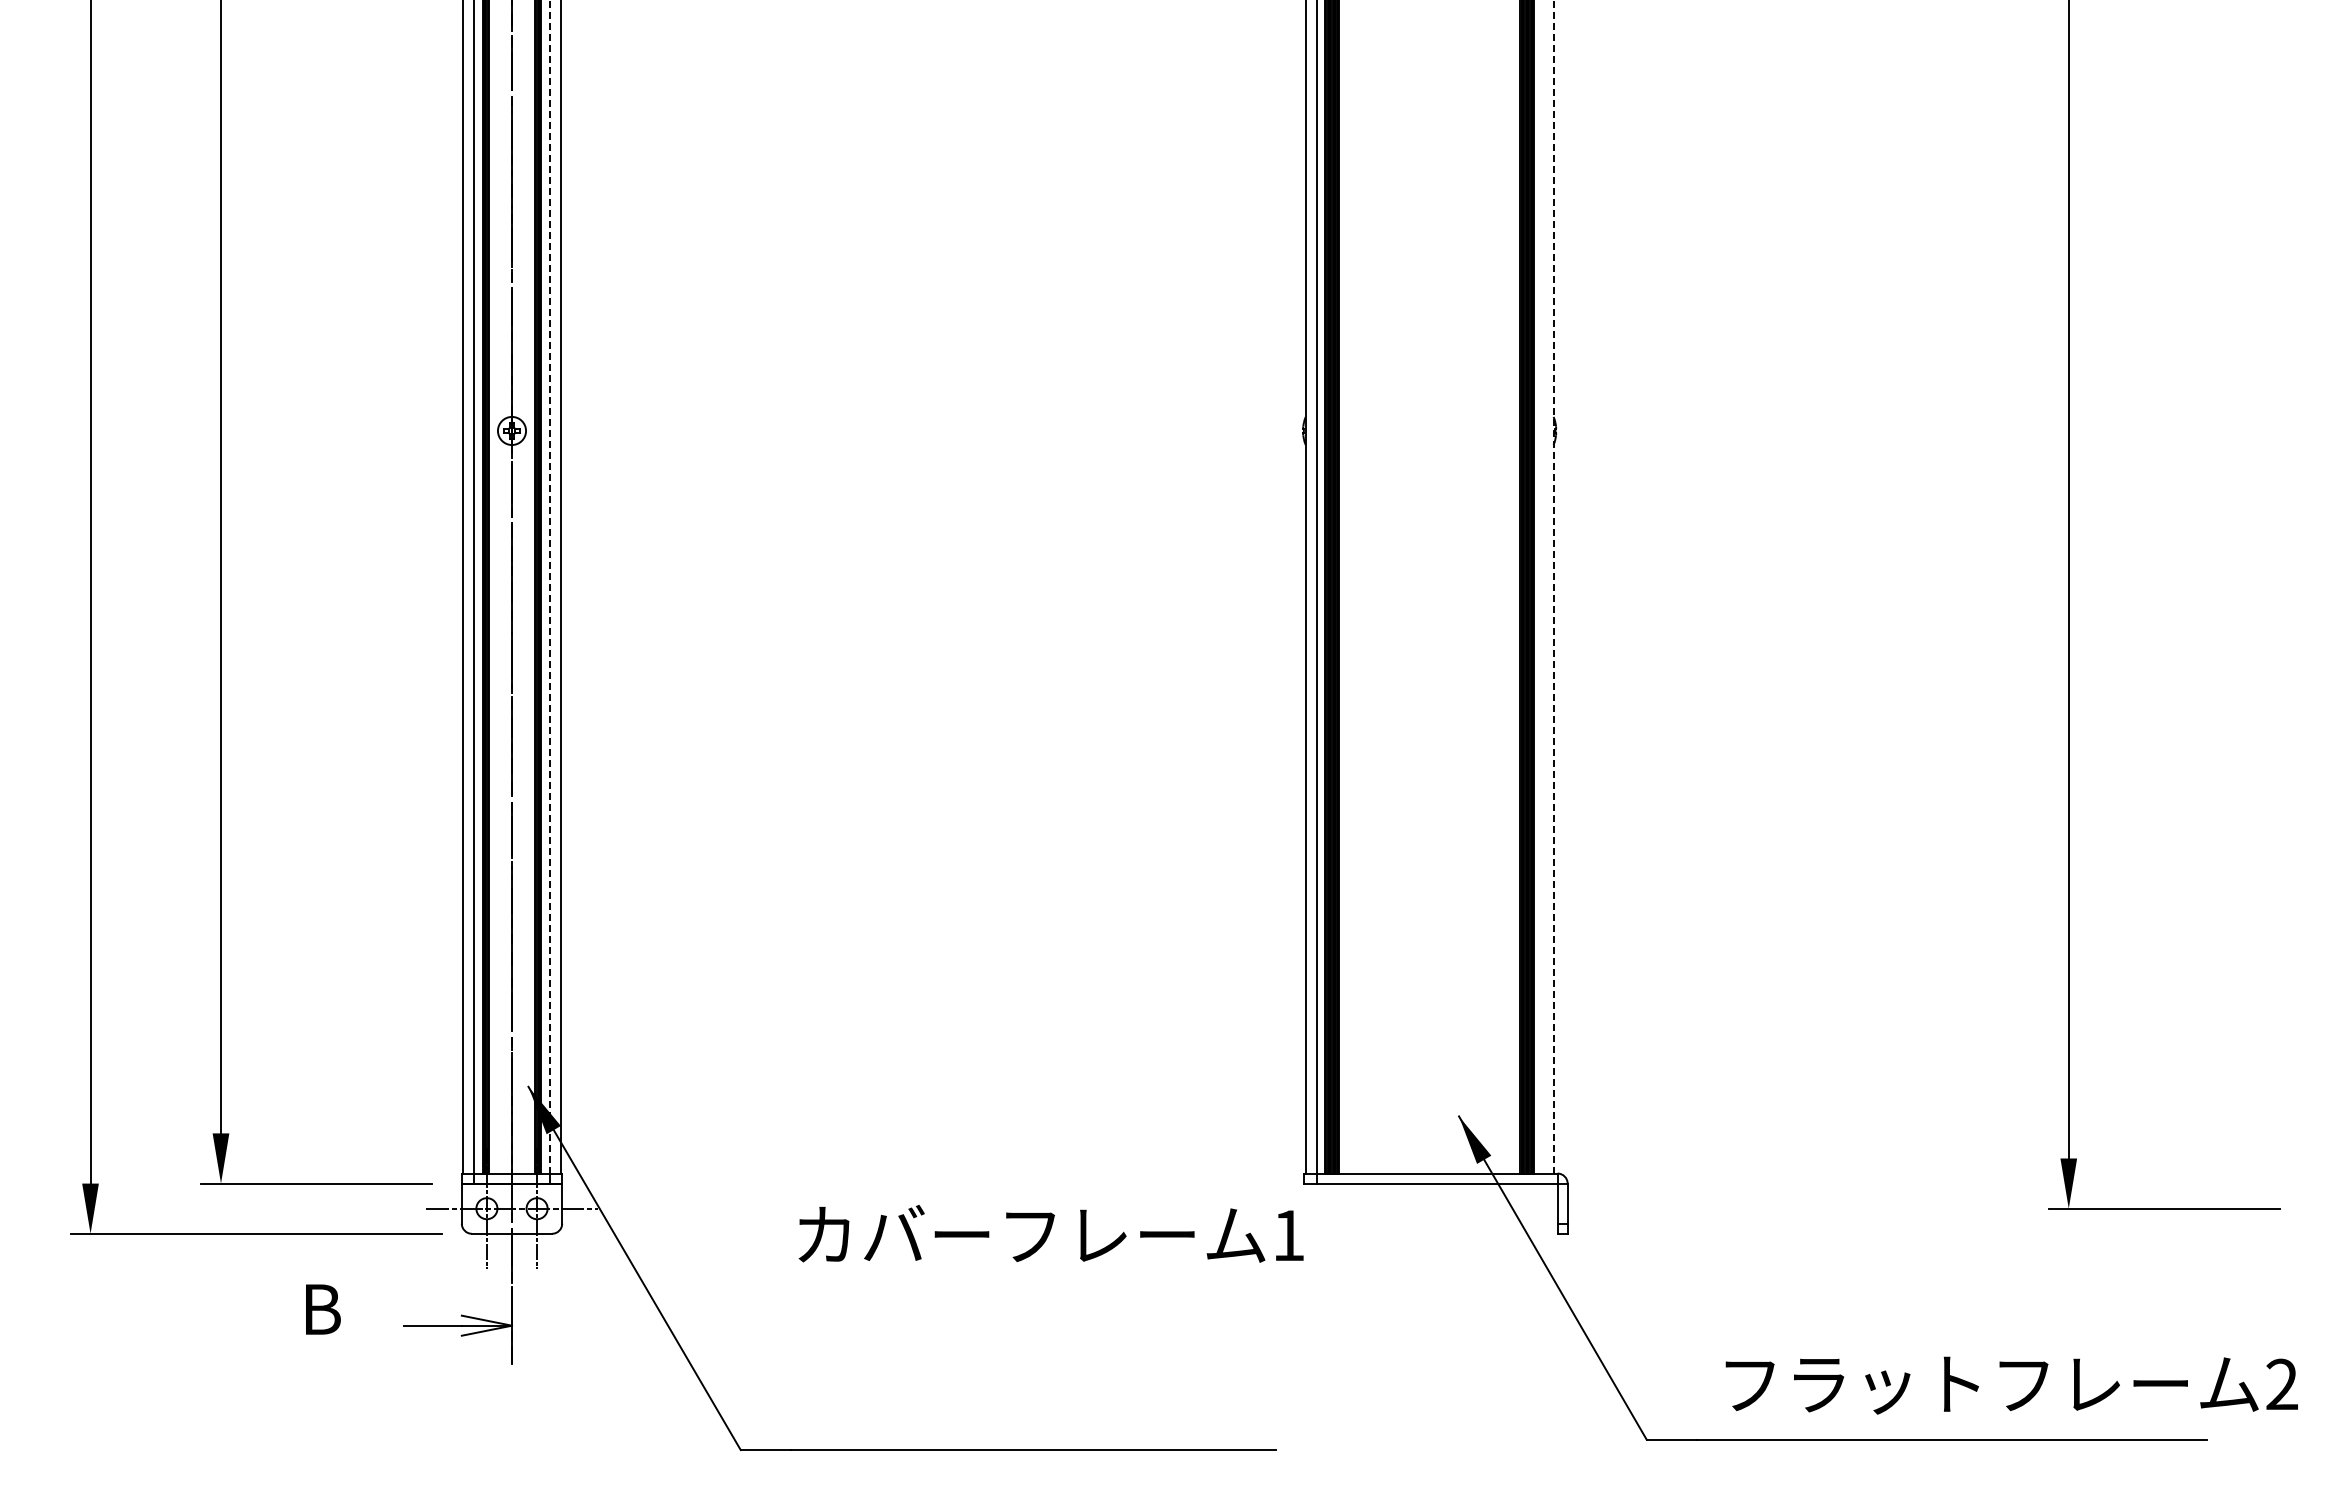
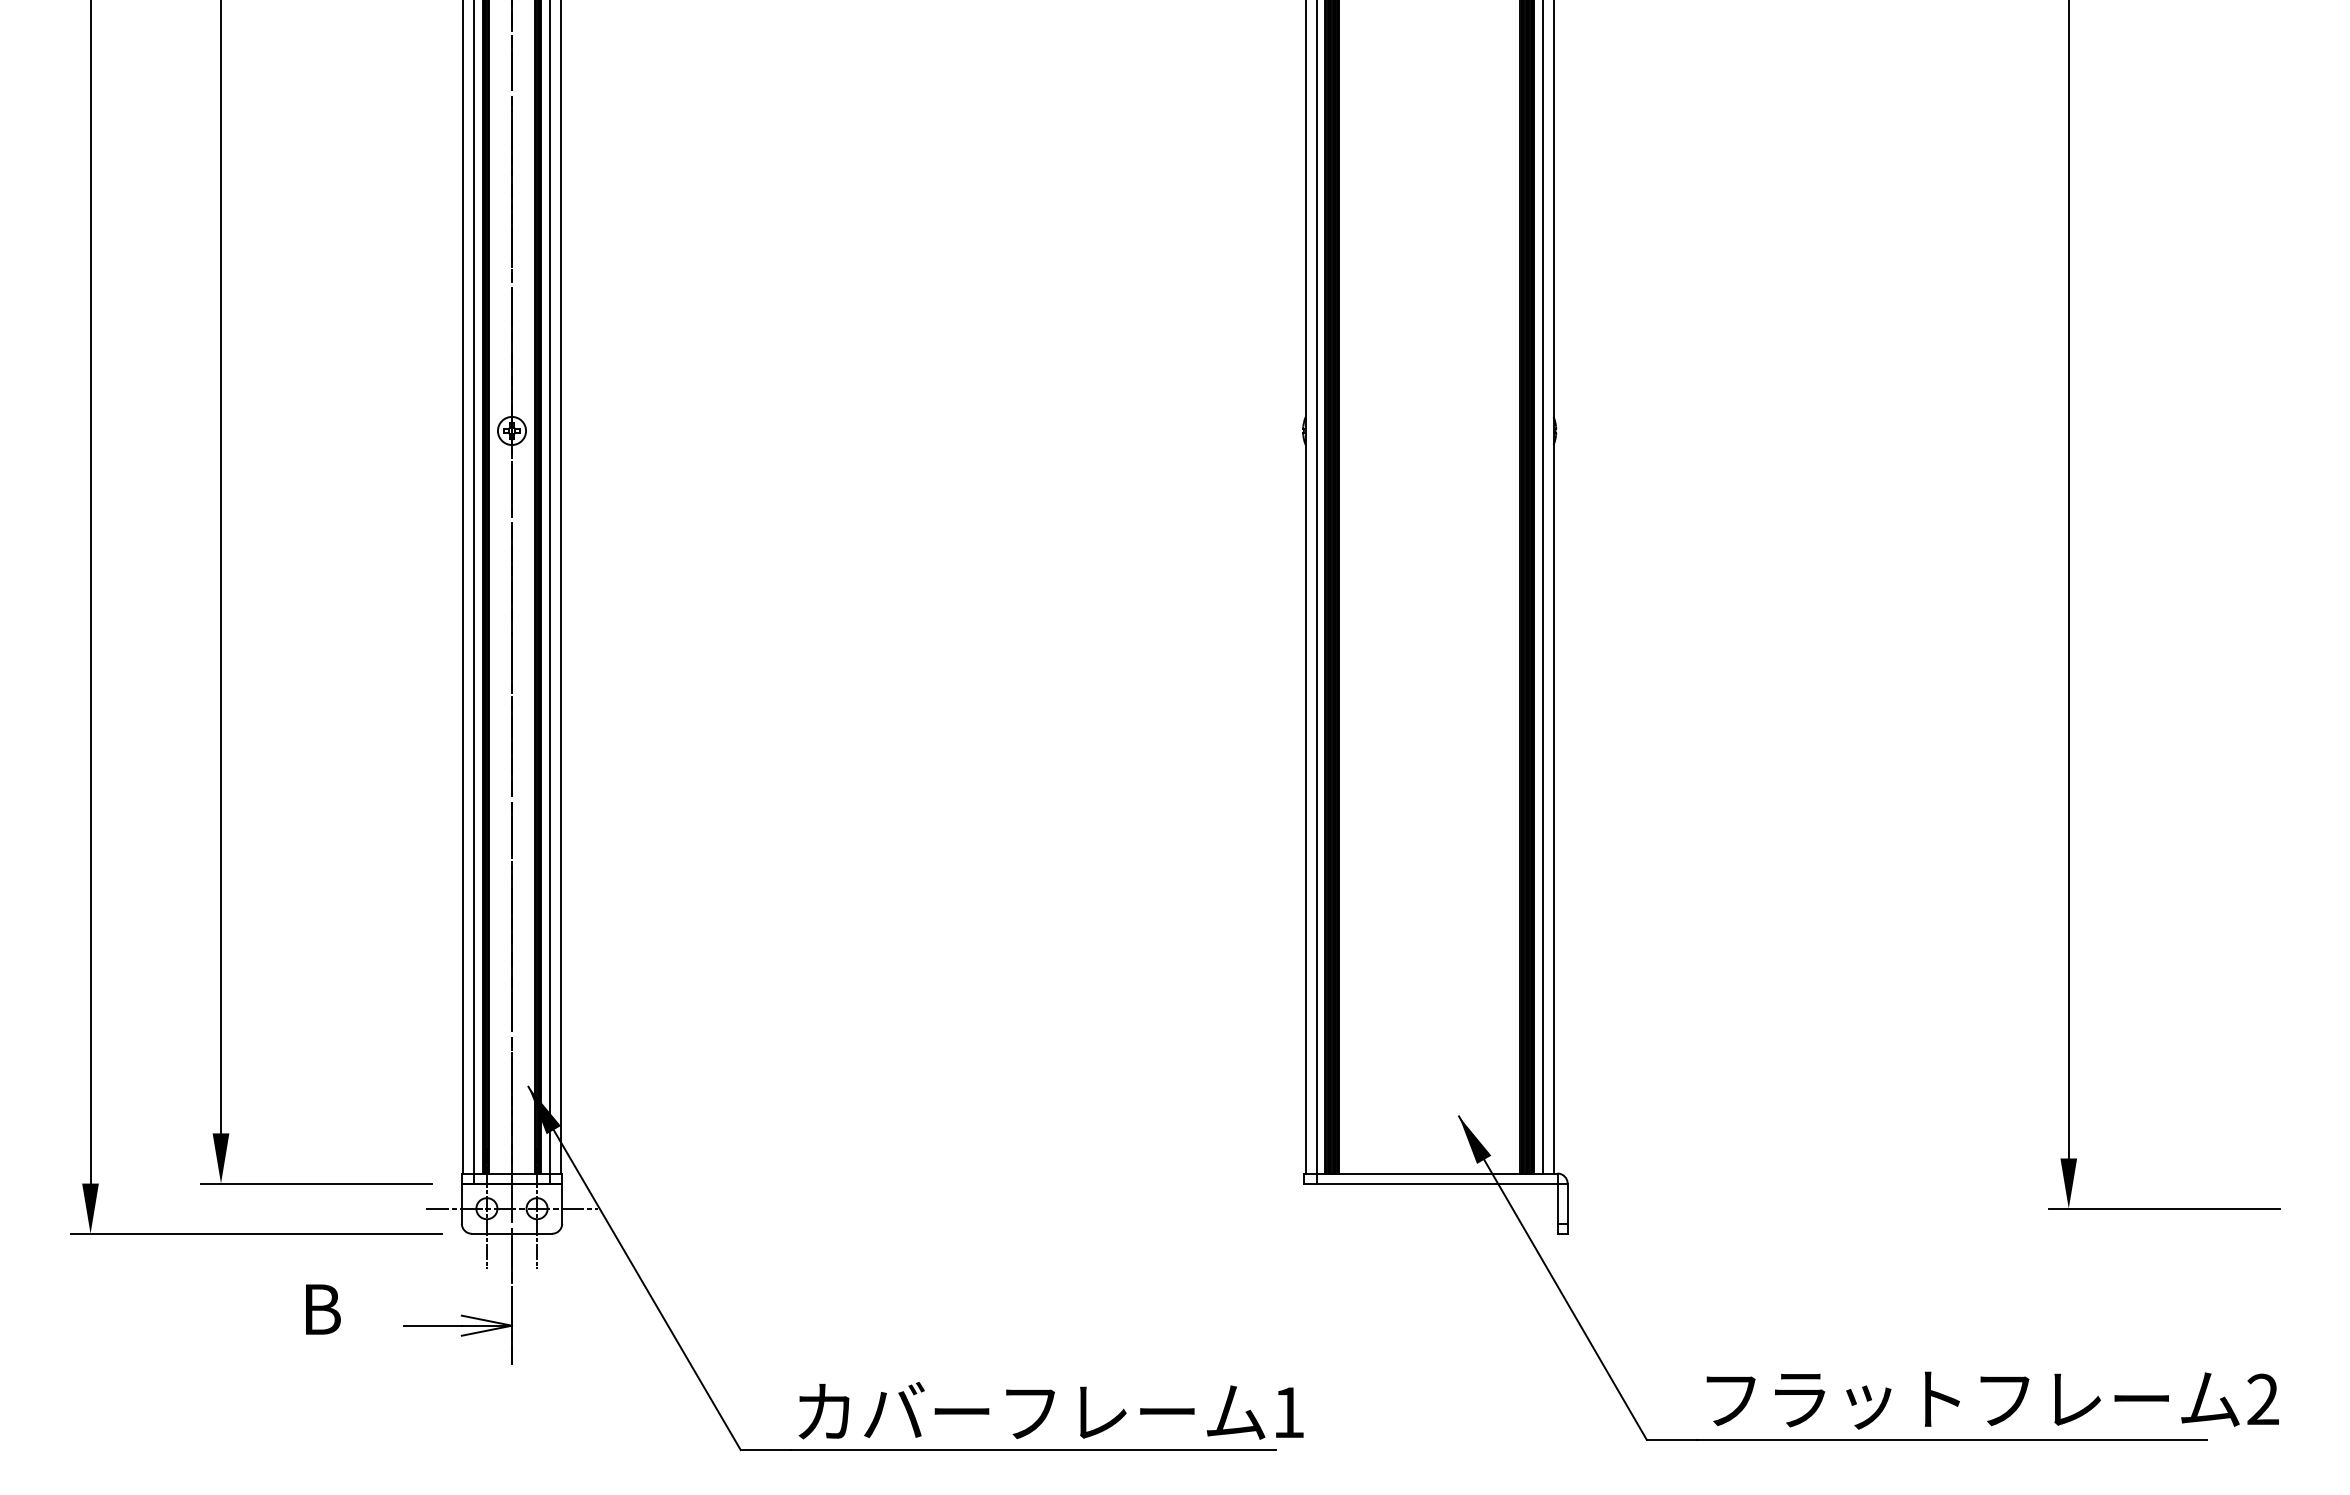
line: dashed -> solid (549, 586)
line: dashed -> solid (1553, 586)
line: none -> present (1542, 587)
text position: (1050, 1233) -> (1050, 1410) (1050, 1410)
text position: (2011, 1385) -> (1992, 1400) (1992, 1400)
